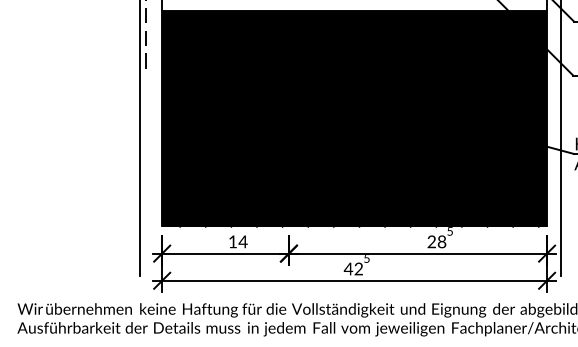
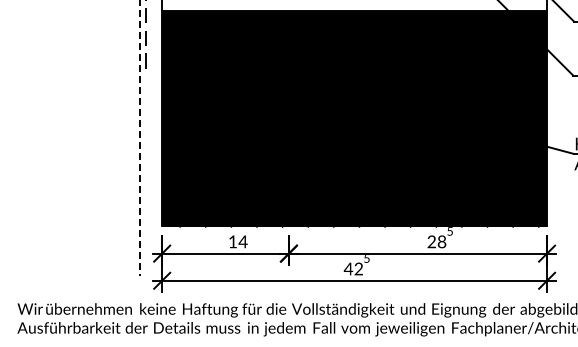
line: solid -> dashed (139, 138)
line: present -> none (560, 139)
